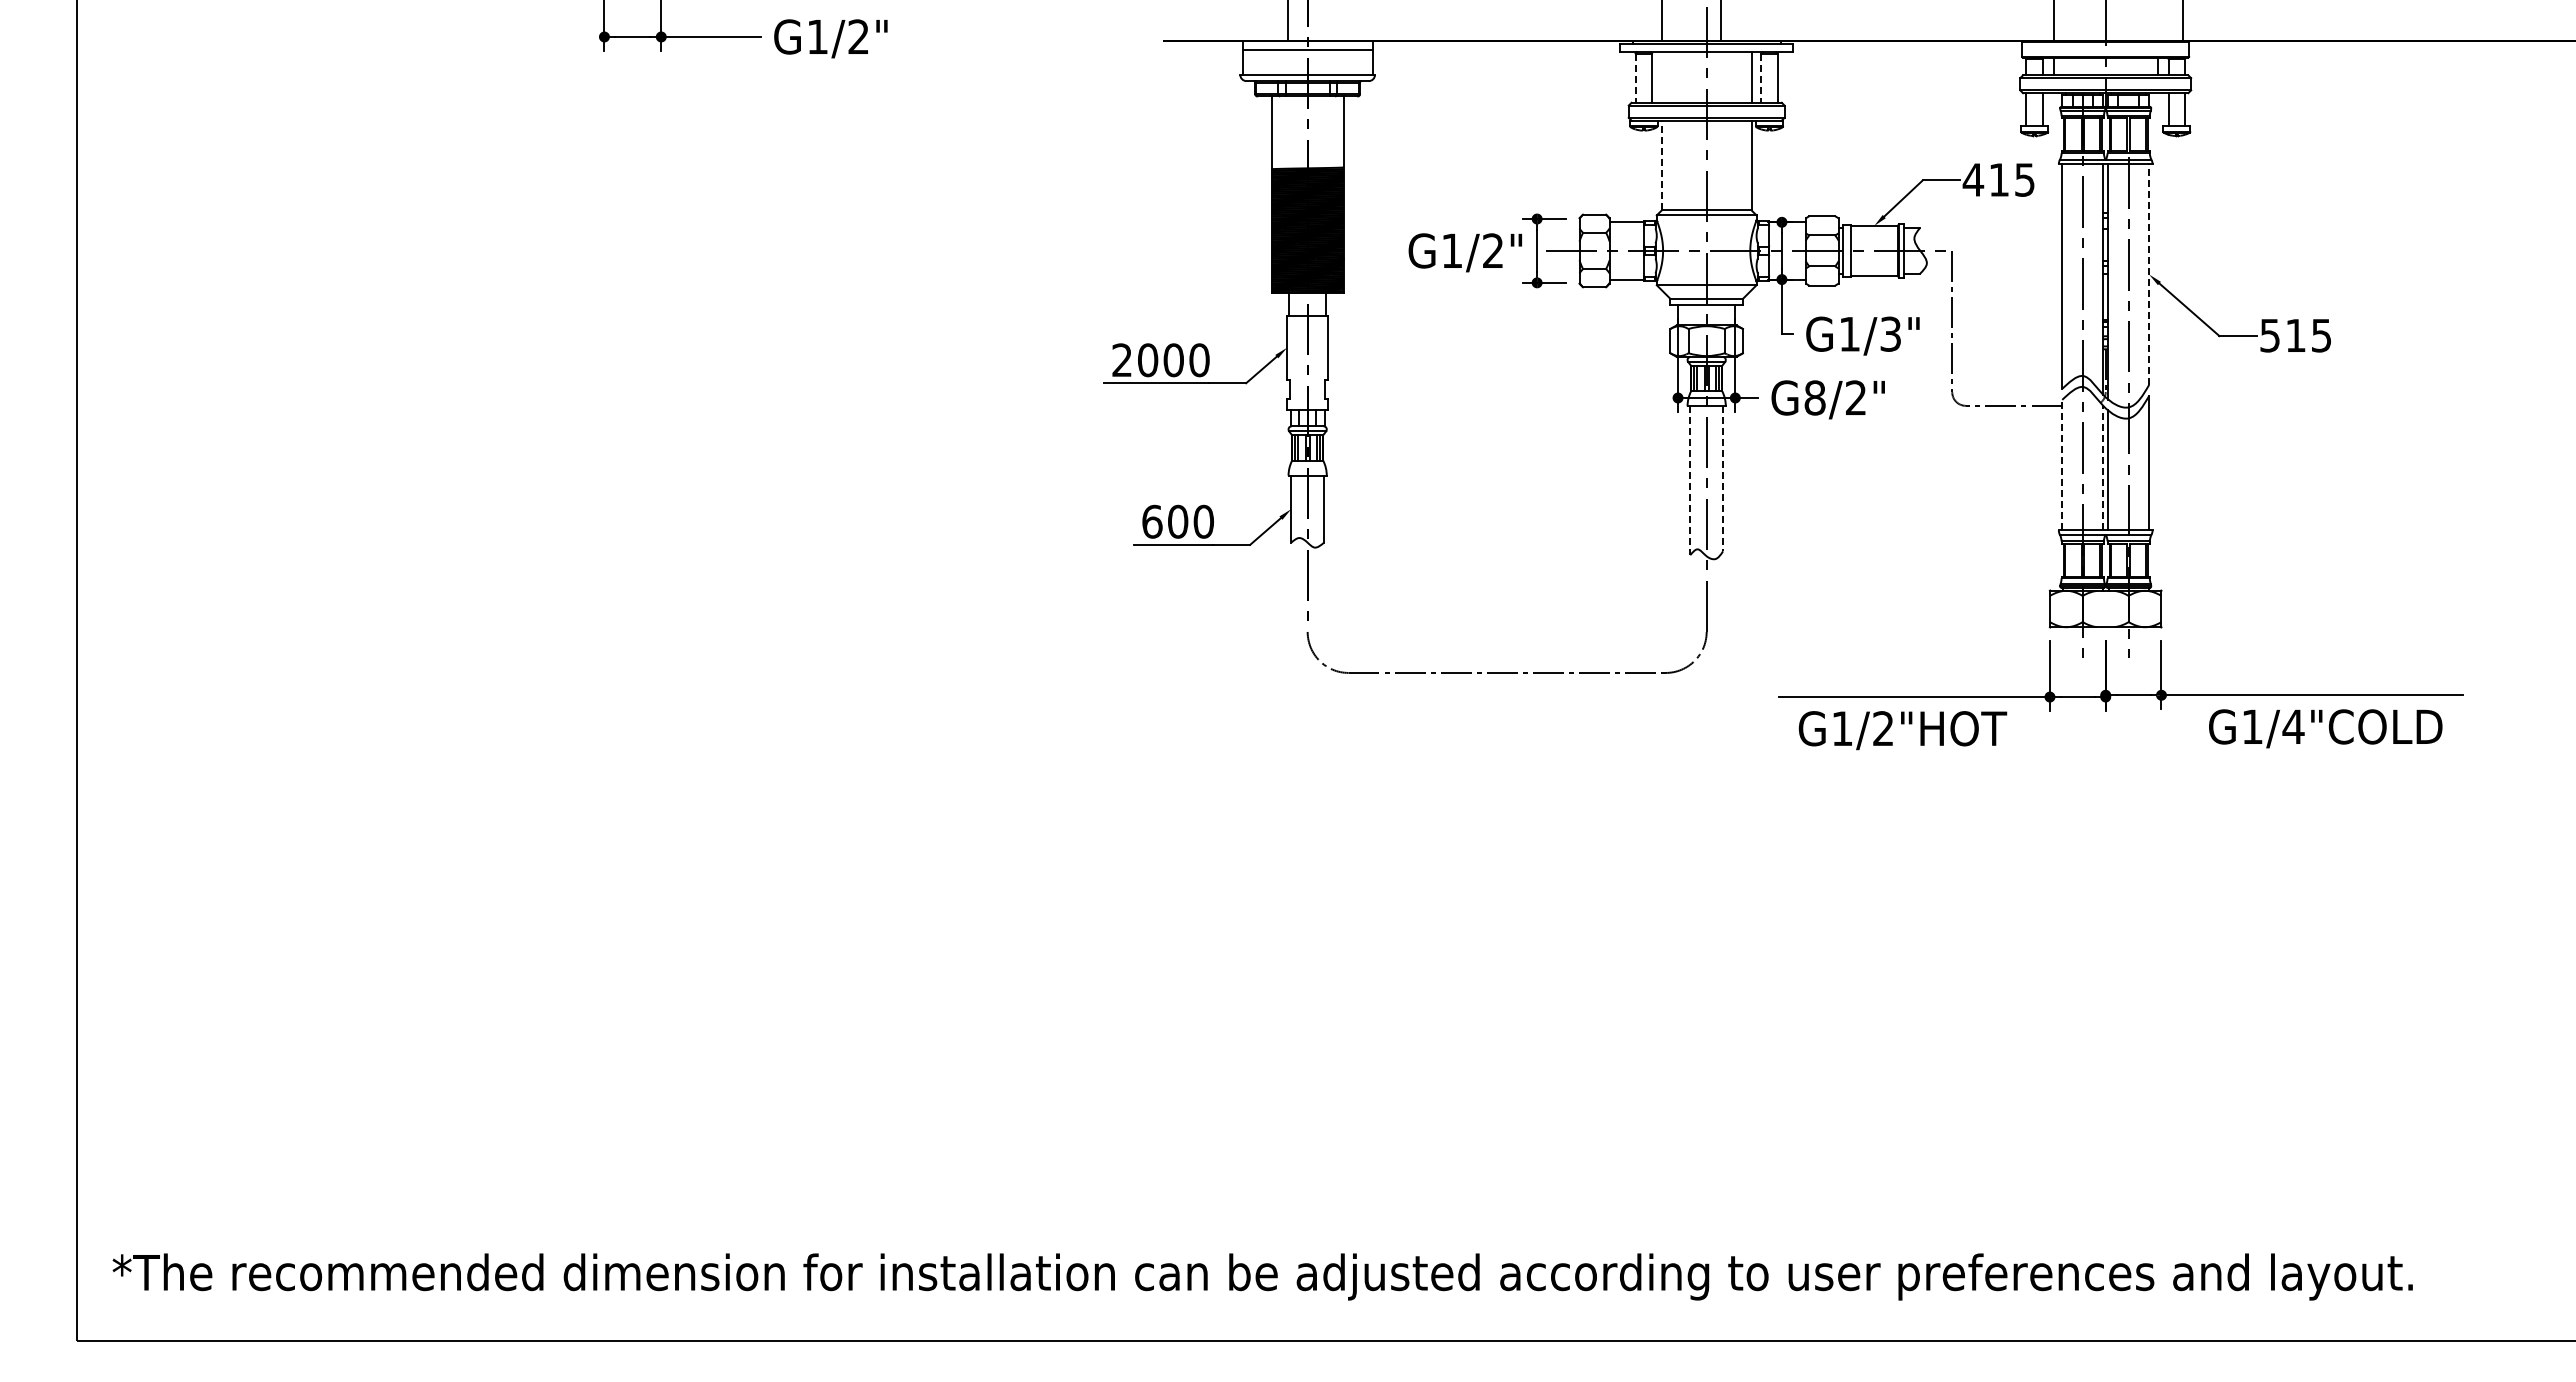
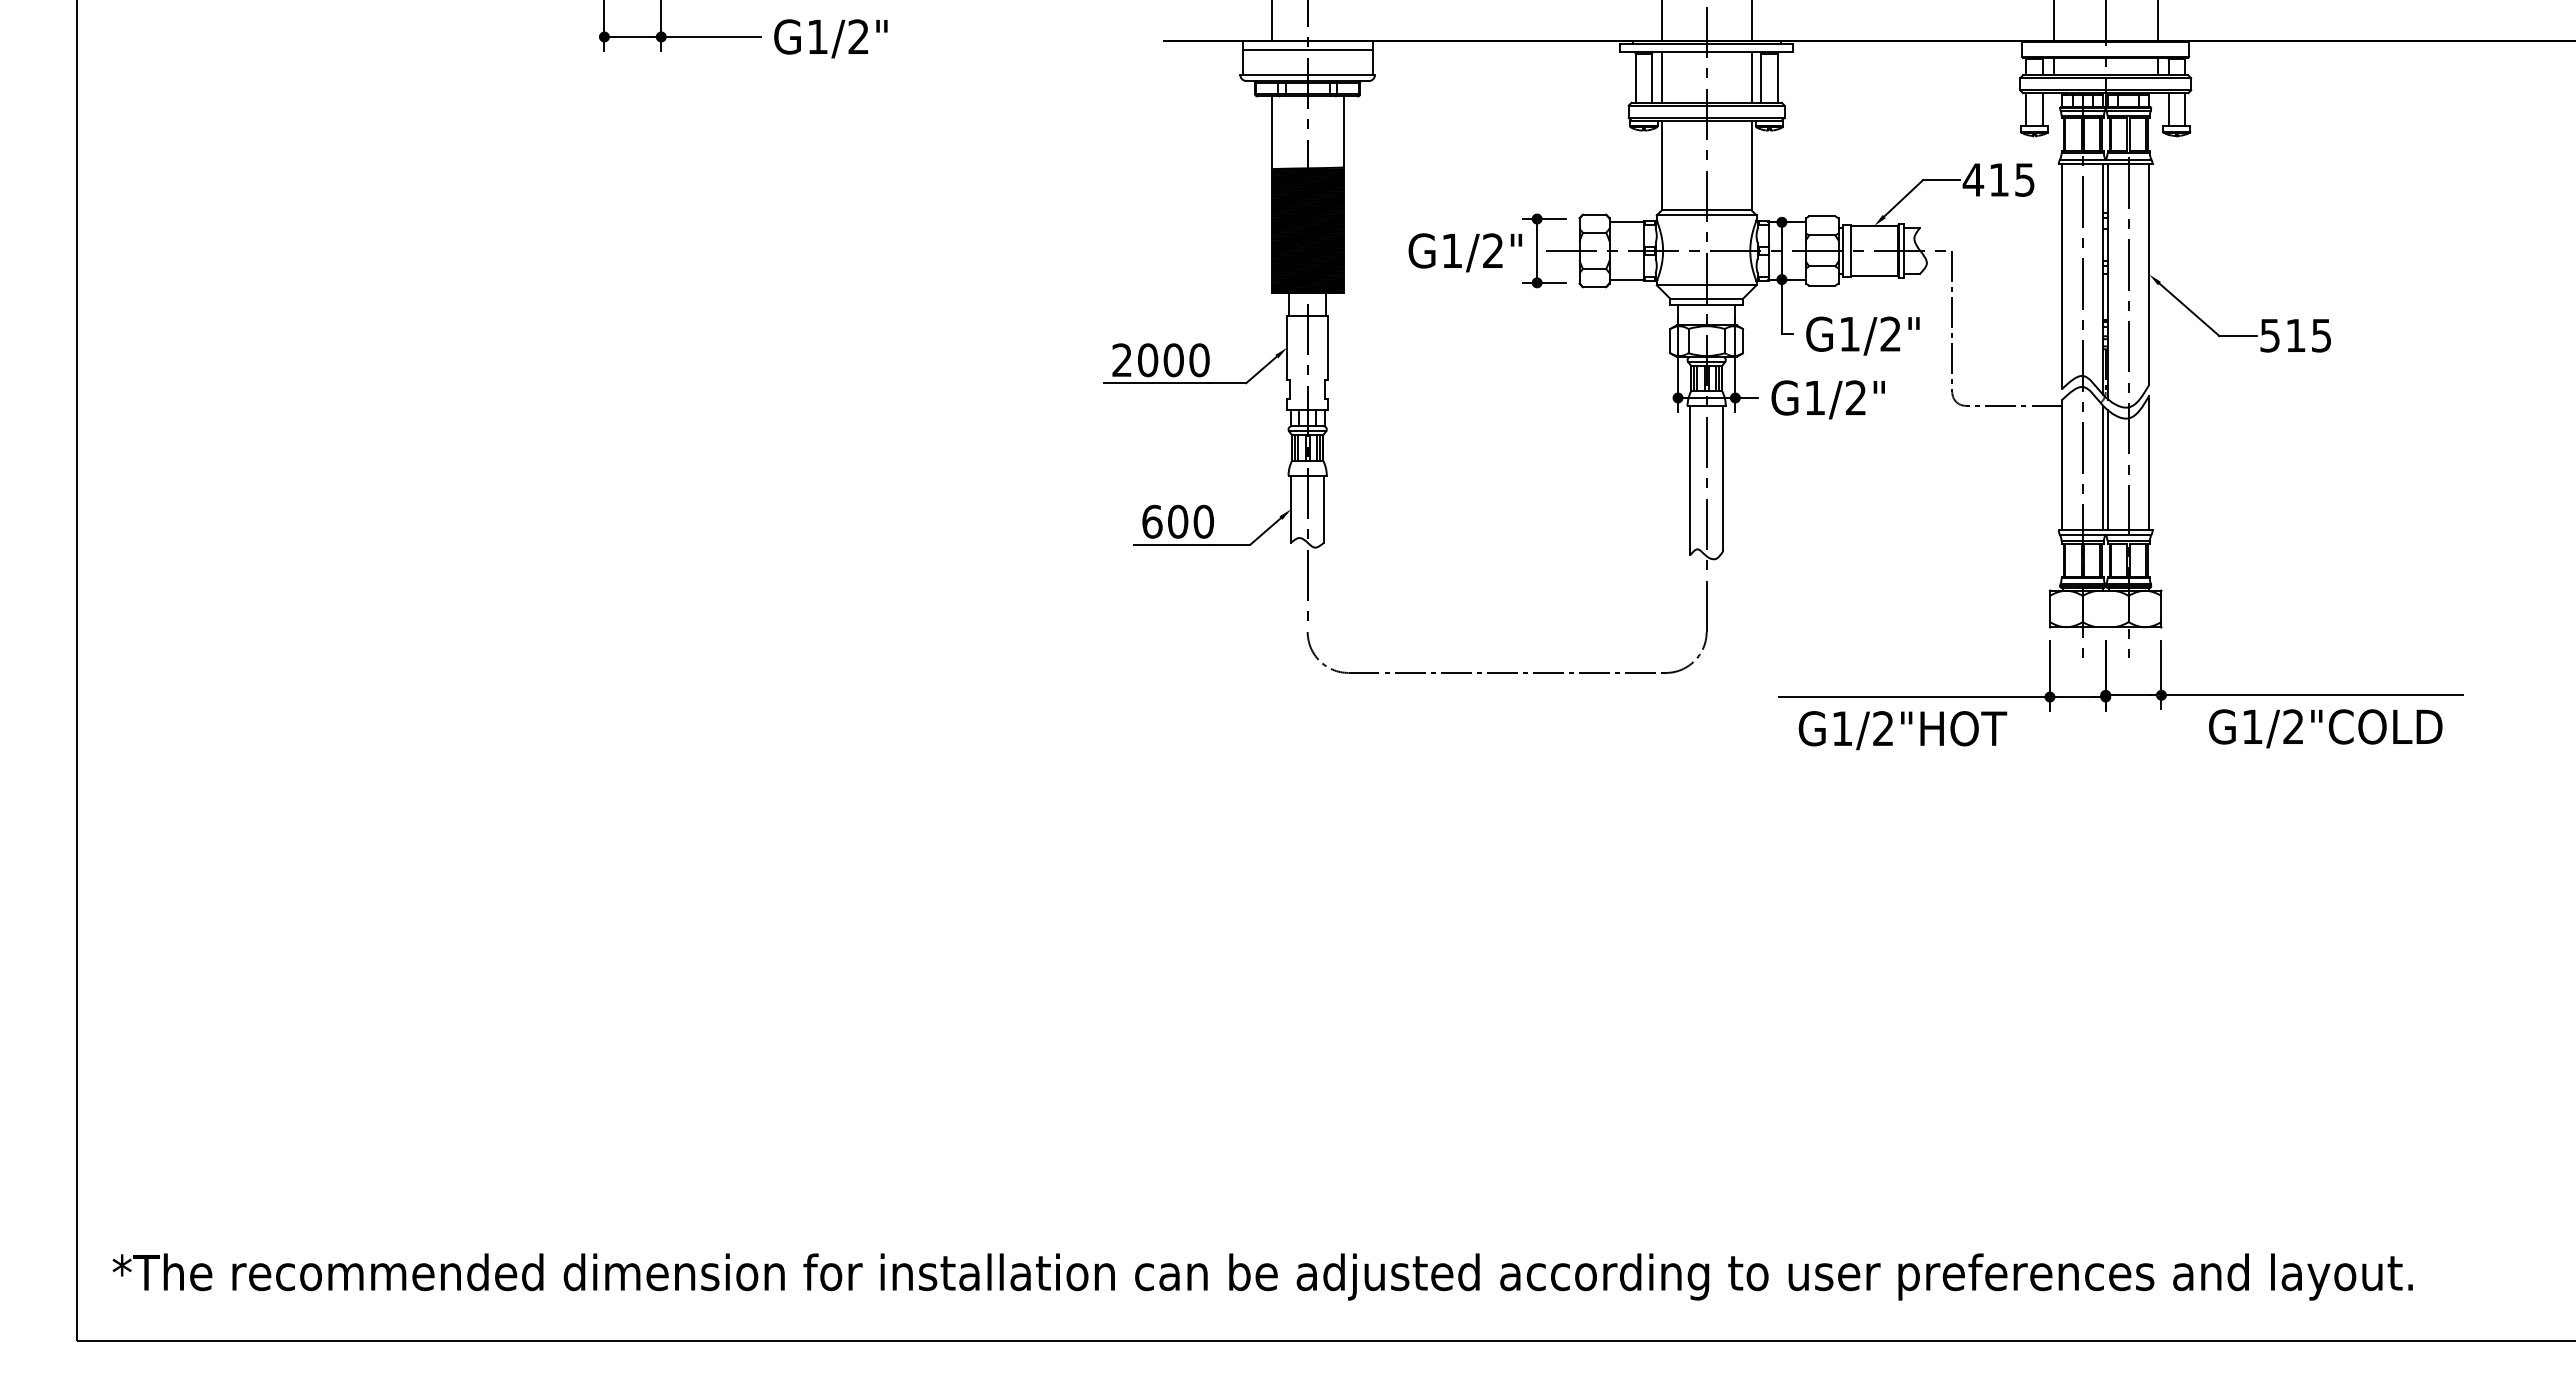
line position: (1287, 21) -> (1271, 21) (1271, 21)
line position: (1720, 21) -> (1751, 21) (1751, 21)
line position: (2182, 21) -> (2157, 21) (2157, 21)
line: none -> present (1661, 77)
line: dashed -> solid (1635, 78)
line: dashed -> solid (1761, 78)
line: dashed -> solid (1661, 165)
line: dashed -> solid (2149, 274)
text: G1/3" -> G1/2" (1890, 333)
text: G8/2" -> G1/2" (1814, 397)
line: dashed -> solid (2062, 464)
line: dashed -> solid (2103, 467)
line: dashed -> solid (1723, 479)
line: dashed -> solid (1690, 481)
text: G1/4"COLD -> G1/2"COLD (2293, 726)
